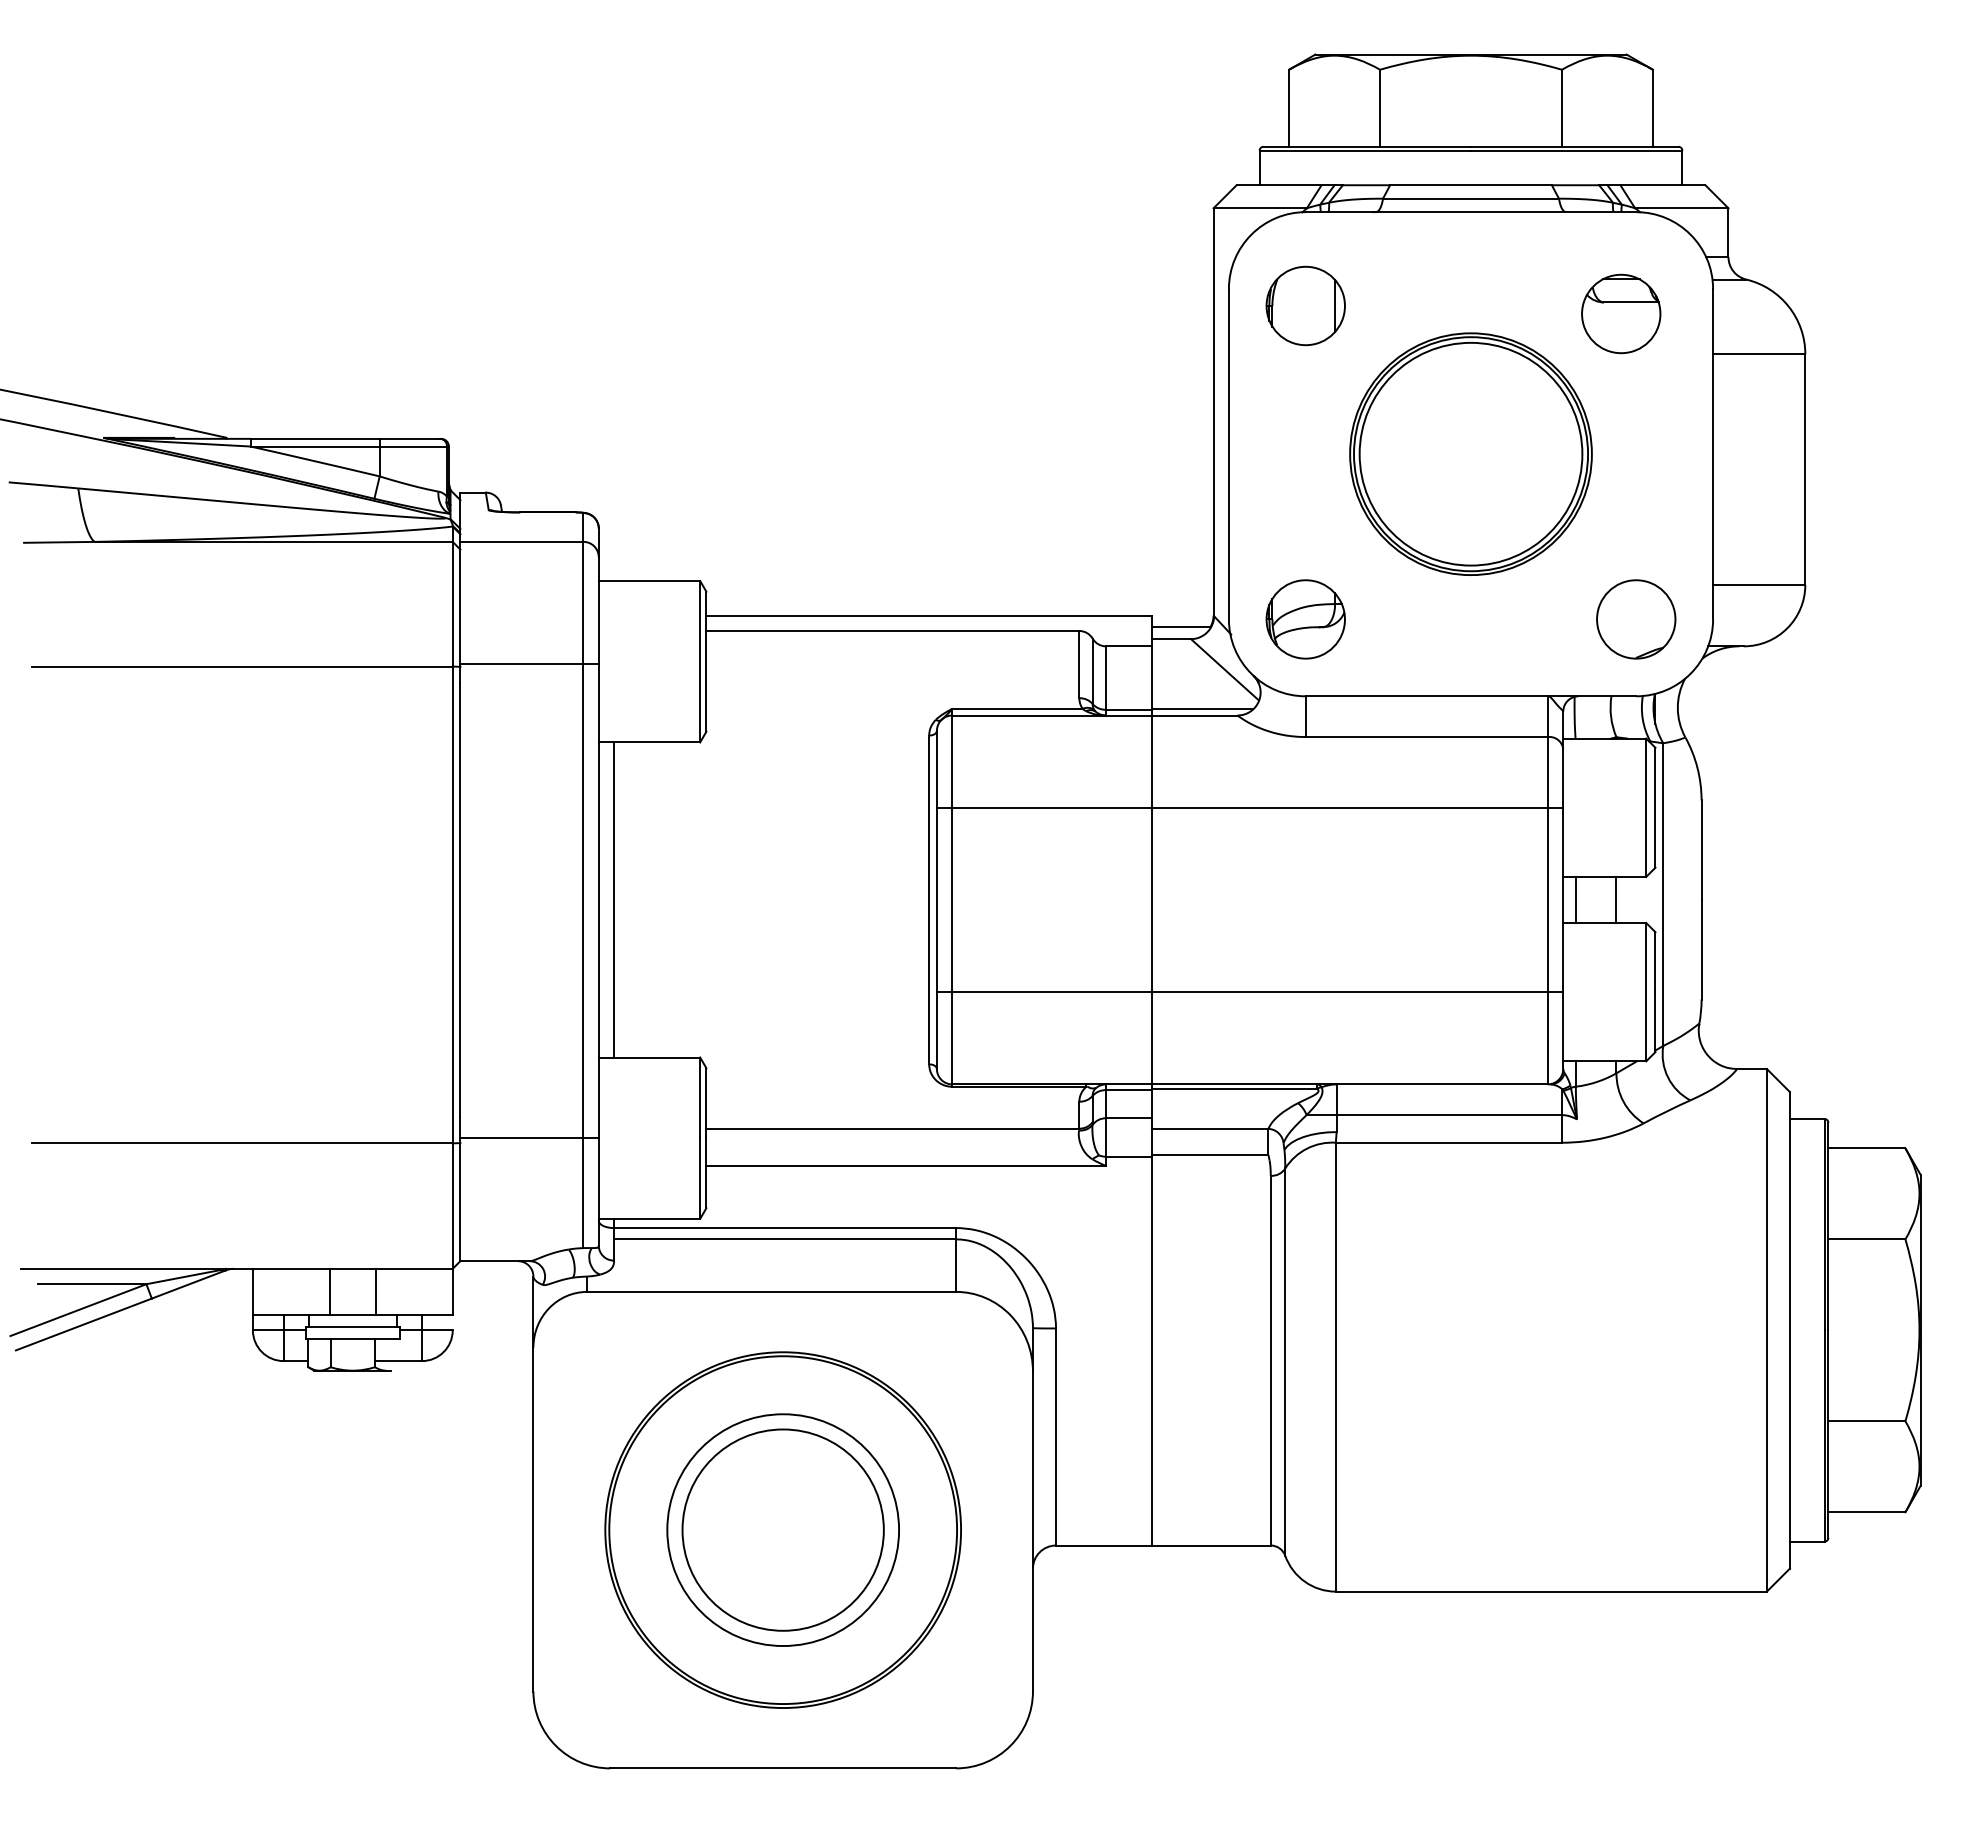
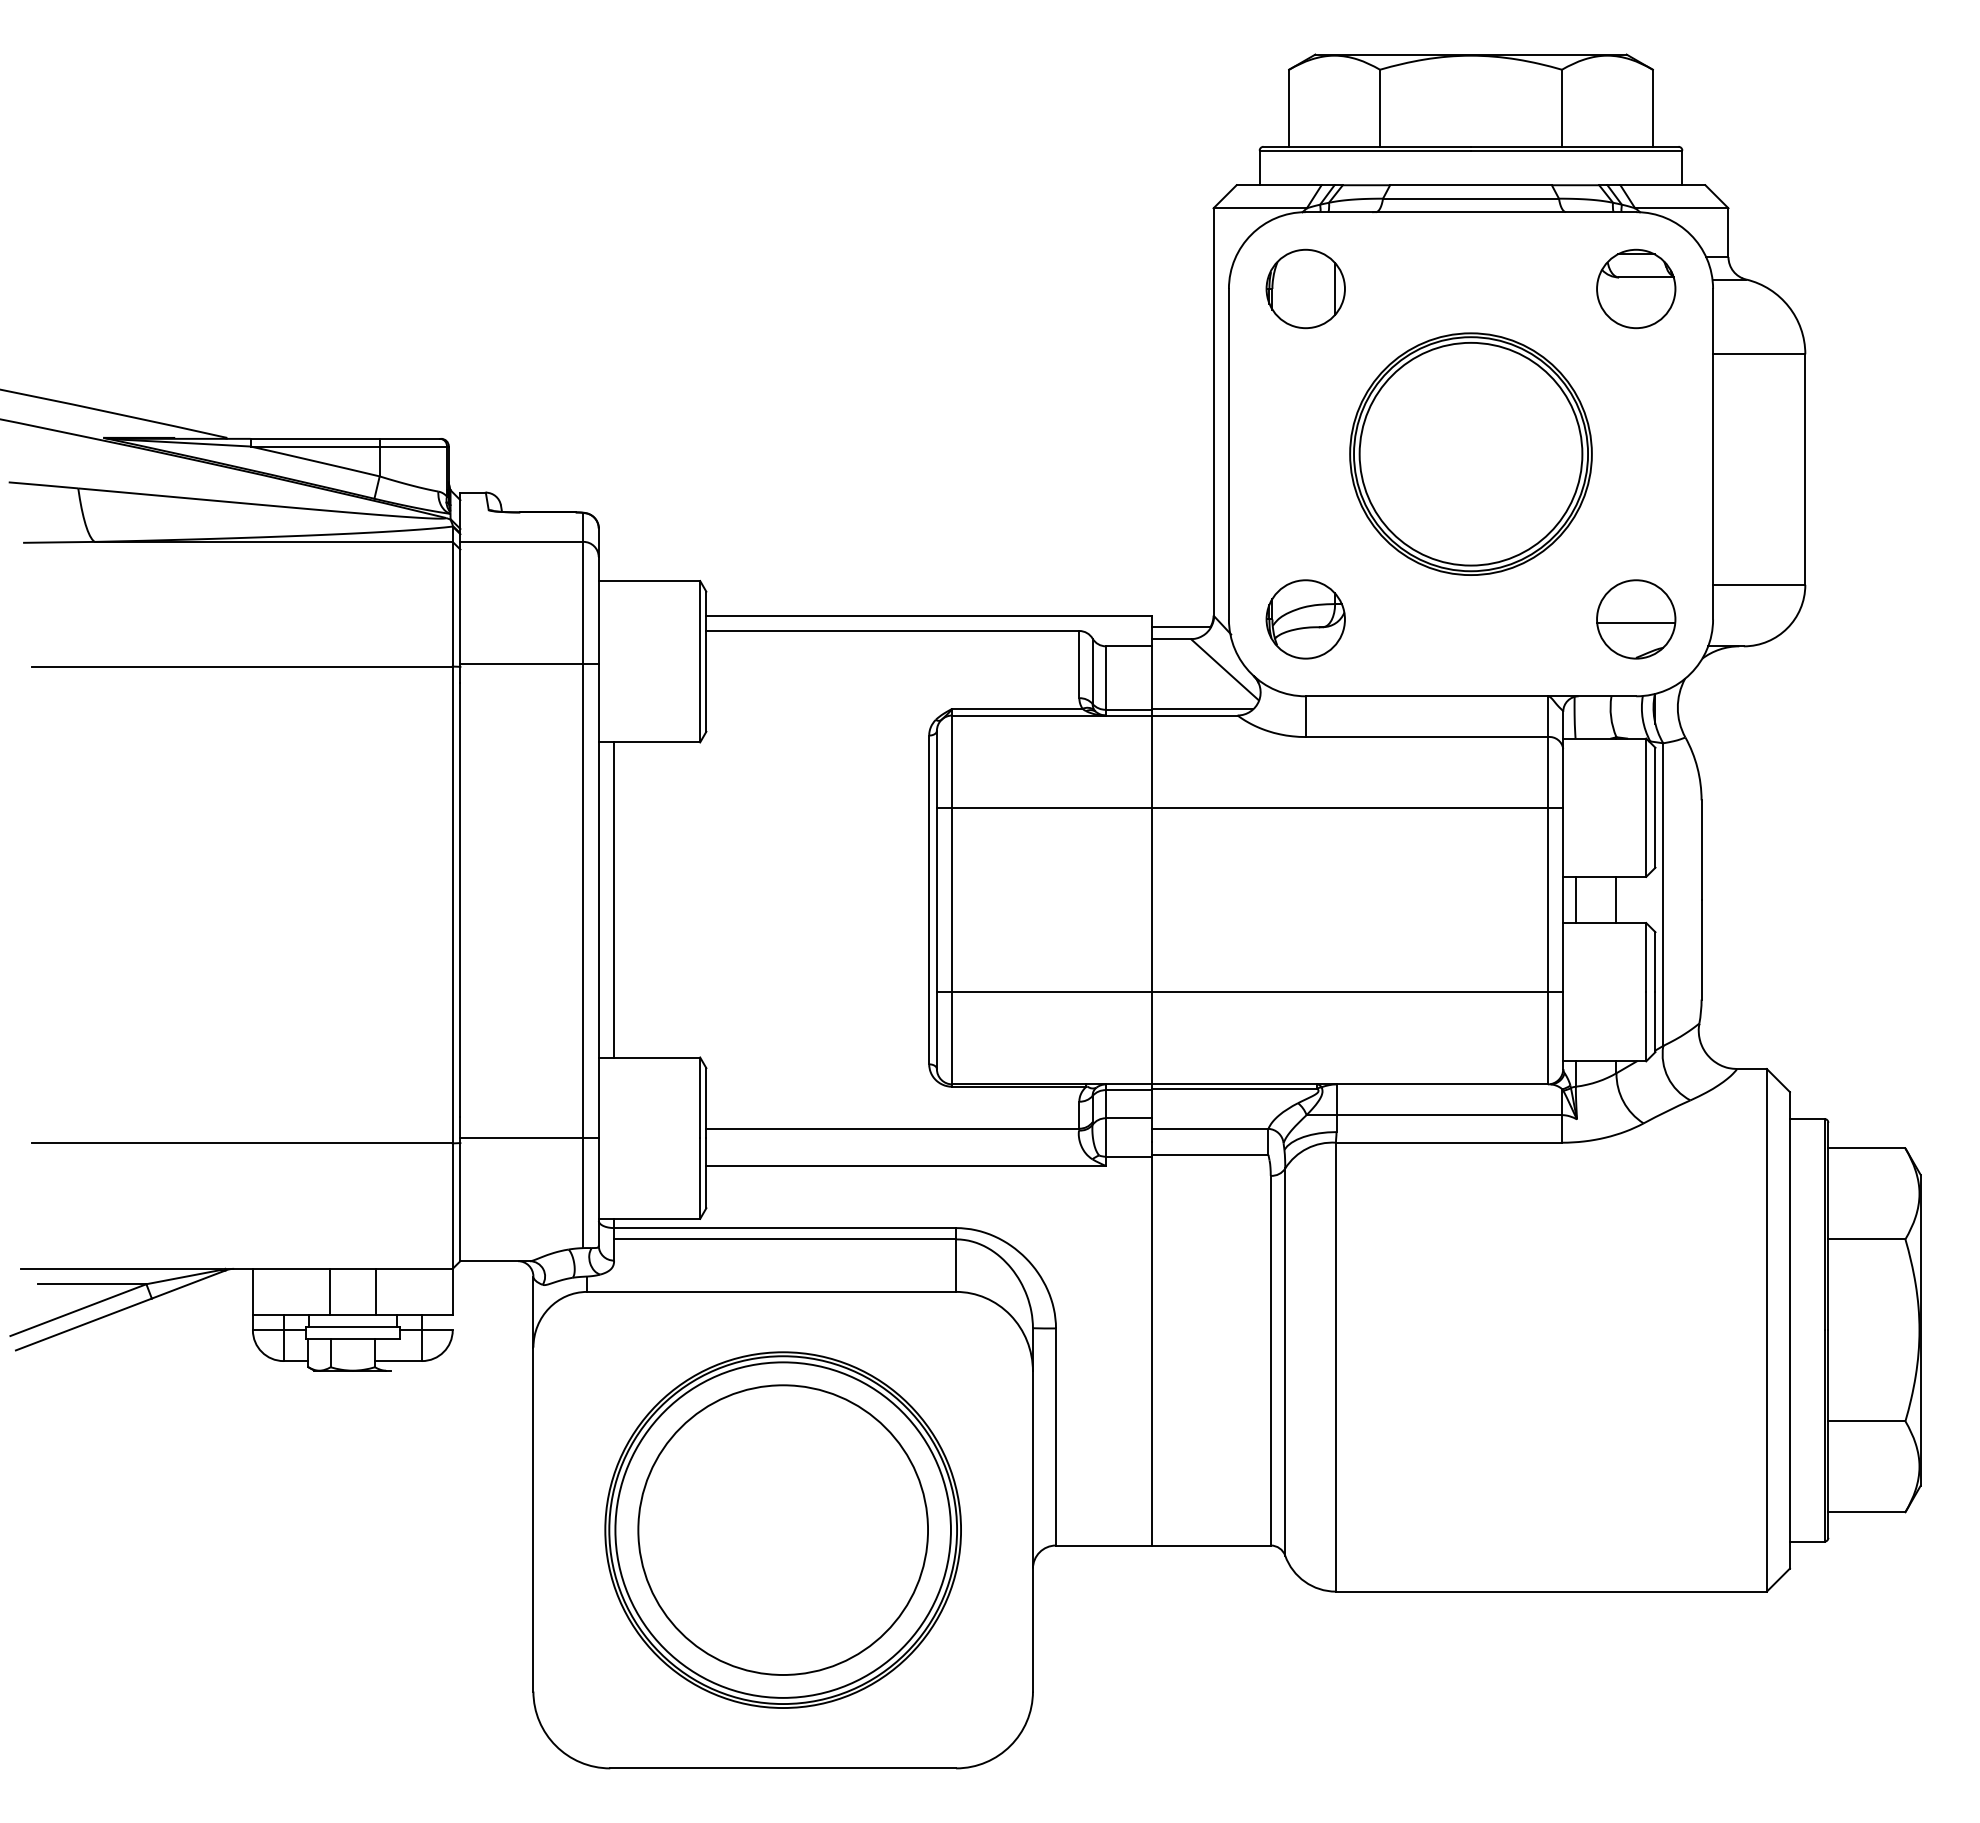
part position: (1305, 305) -> (1305, 288) (1305, 288)
part position: (1621, 313) -> (1636, 288) (1636, 288)
line: none -> present (1636, 623)
circle diameter: 201 px -> 336 px (782, 1529)
circle diameter: 232 px -> 290 px (783, 1529)
